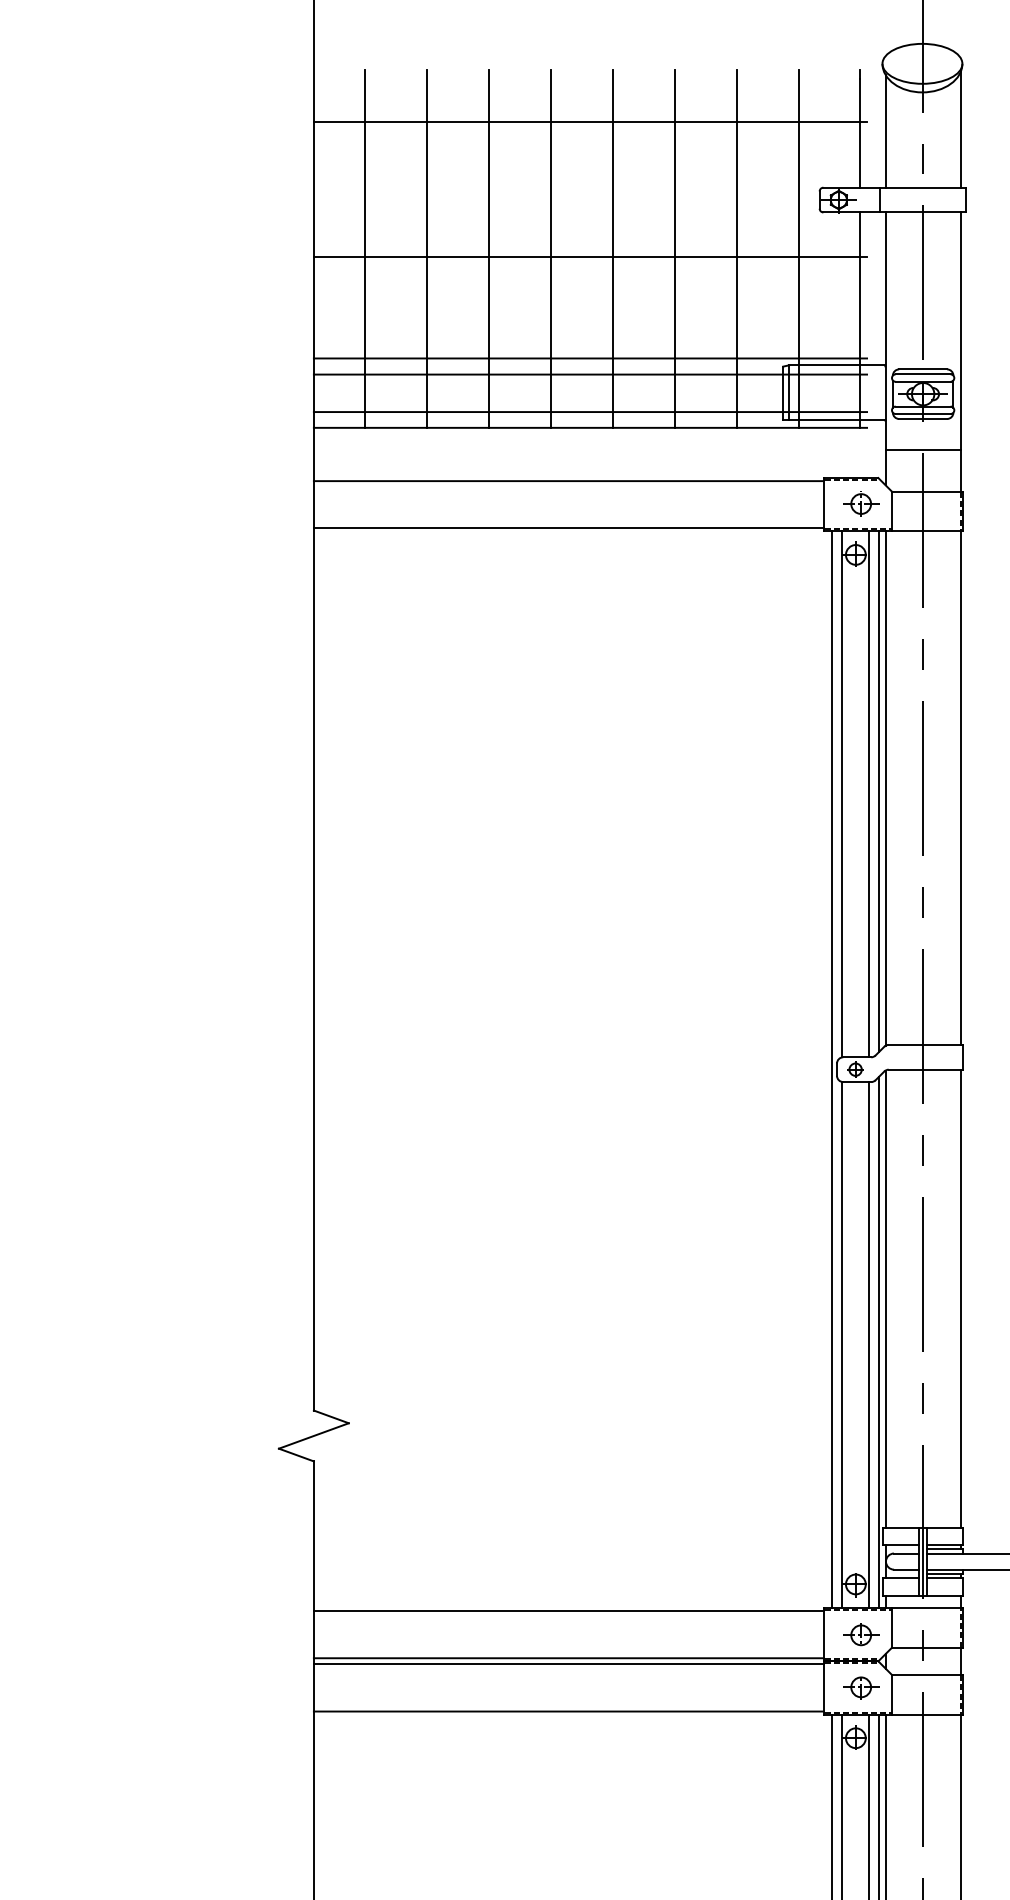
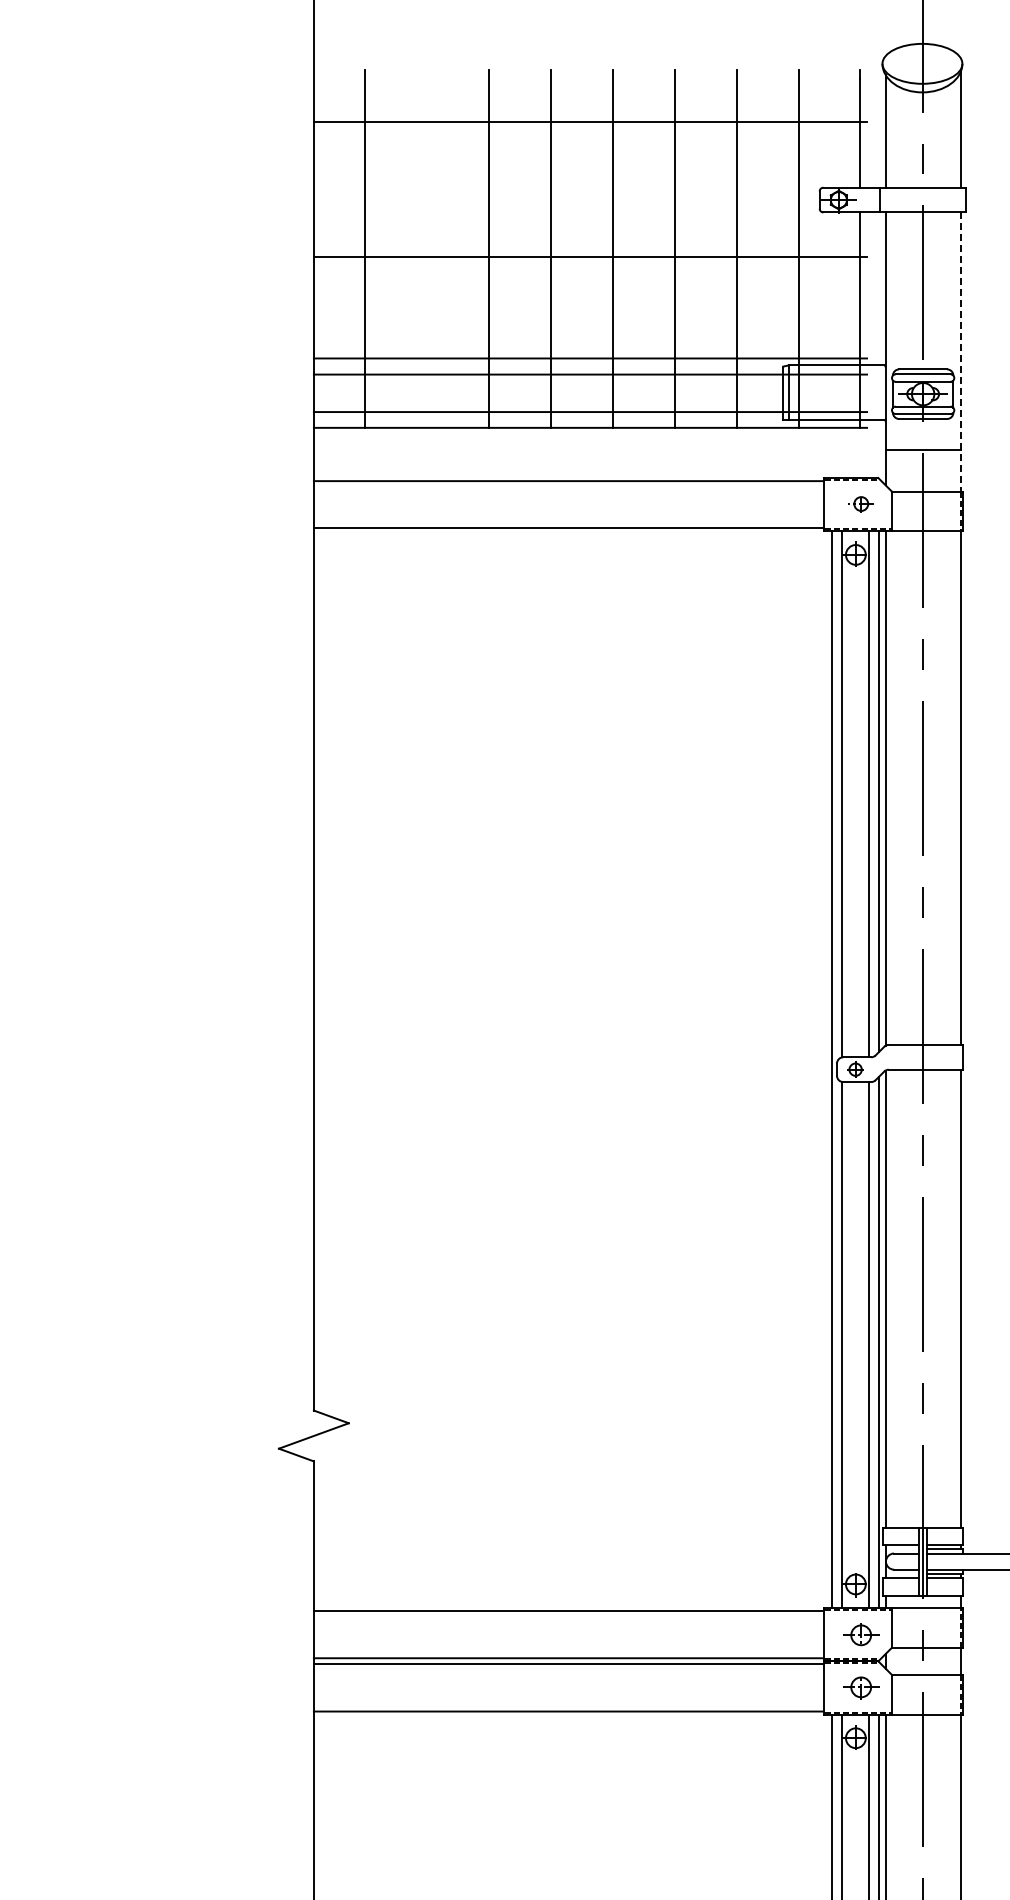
line: present -> none (426, 248)
line: solid -> dashed (960, 352)
part size: 37x26 px -> 26x17 px (860, 504)
